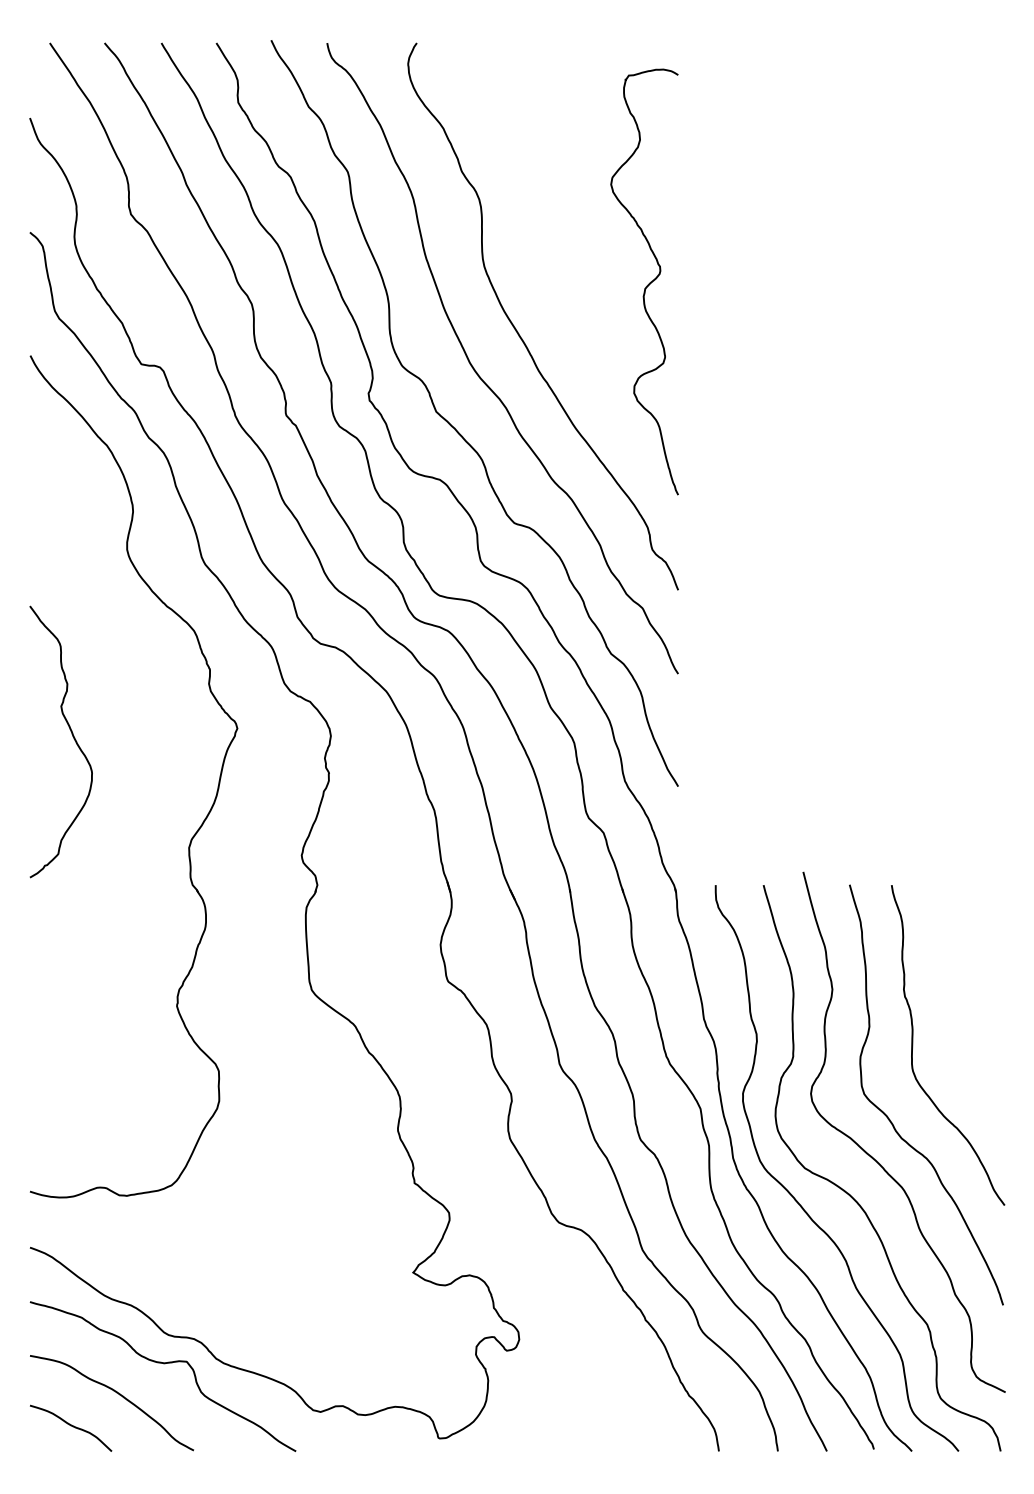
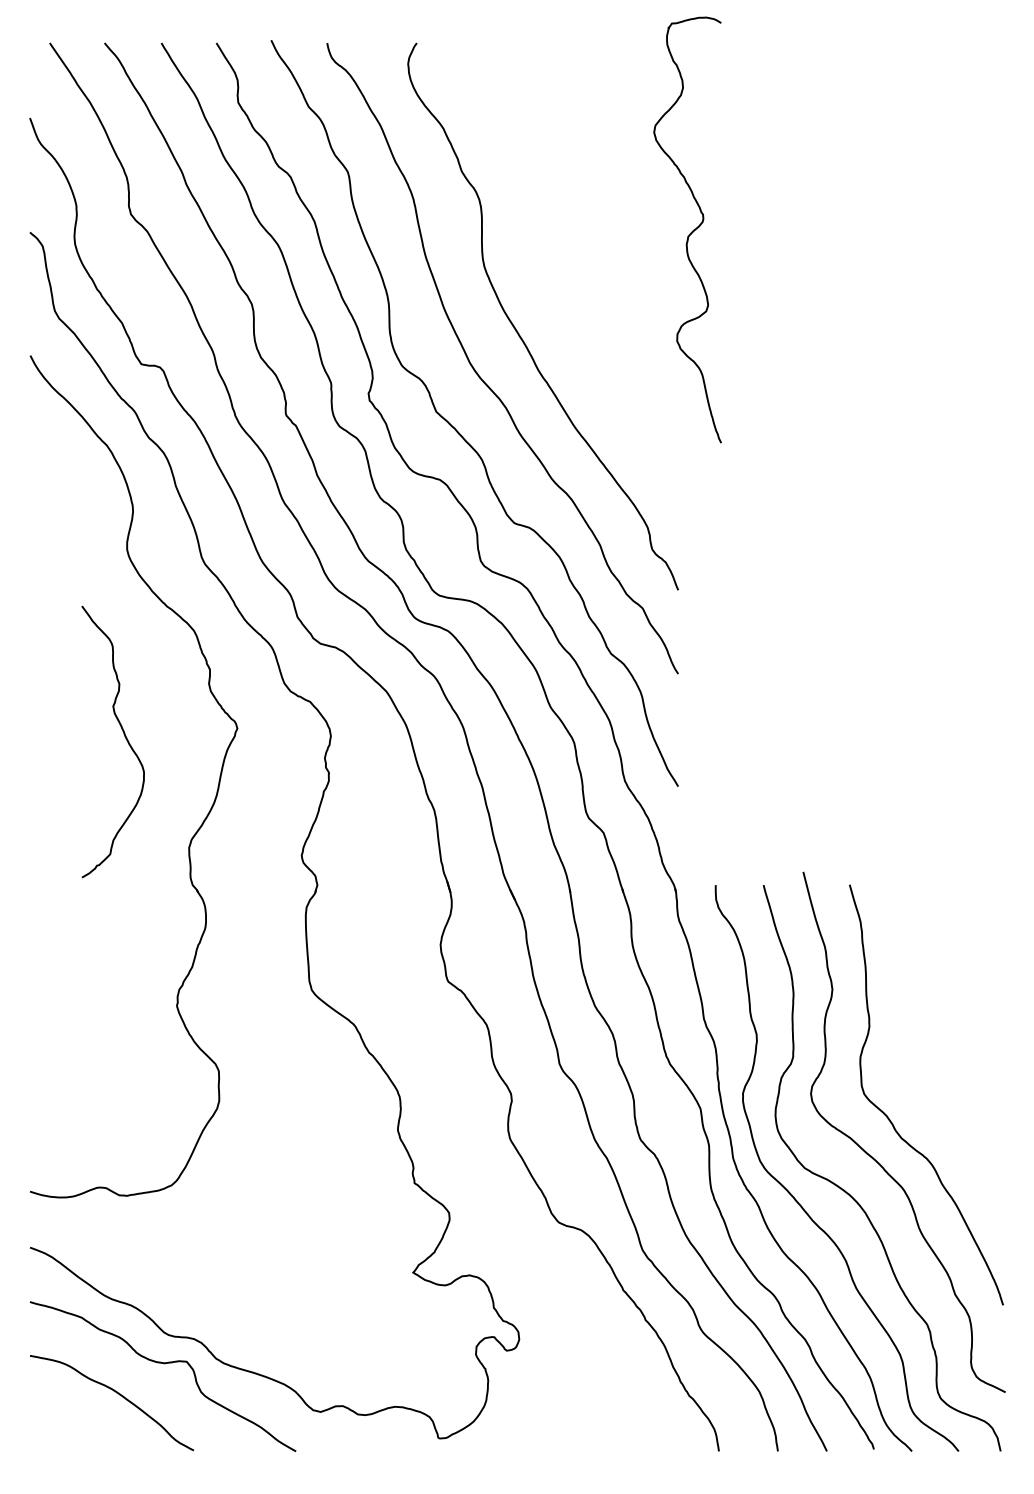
curve position: (647, 284) -> (690, 232) (690, 232)
curve position: (72, 736) -> (124, 736) (124, 736)
curve: present -> none (913, 1045)
curve: present -> none (71, 1426)
